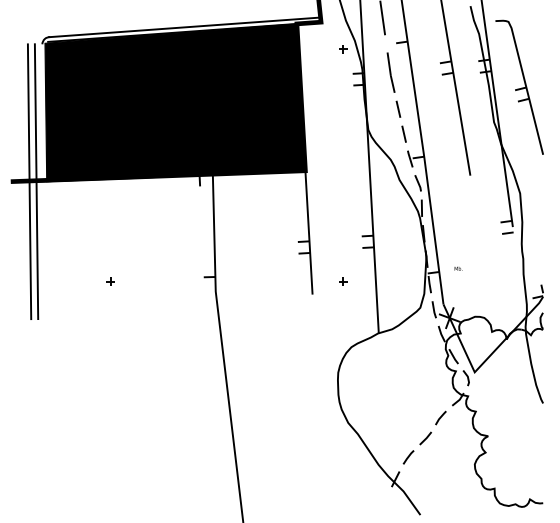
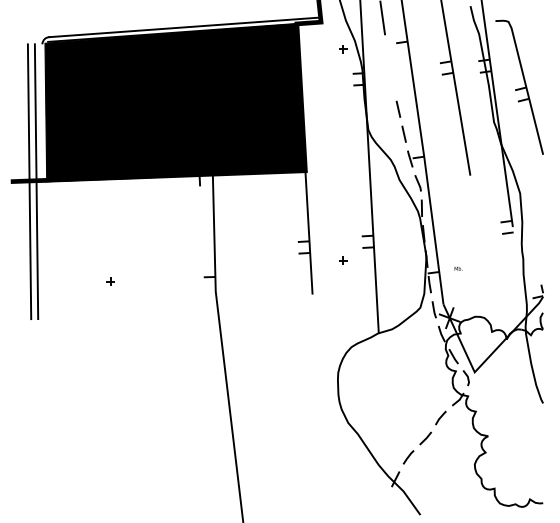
line: present -> none (390, 72)
part position: (343, 281) -> (343, 260) (343, 260)
